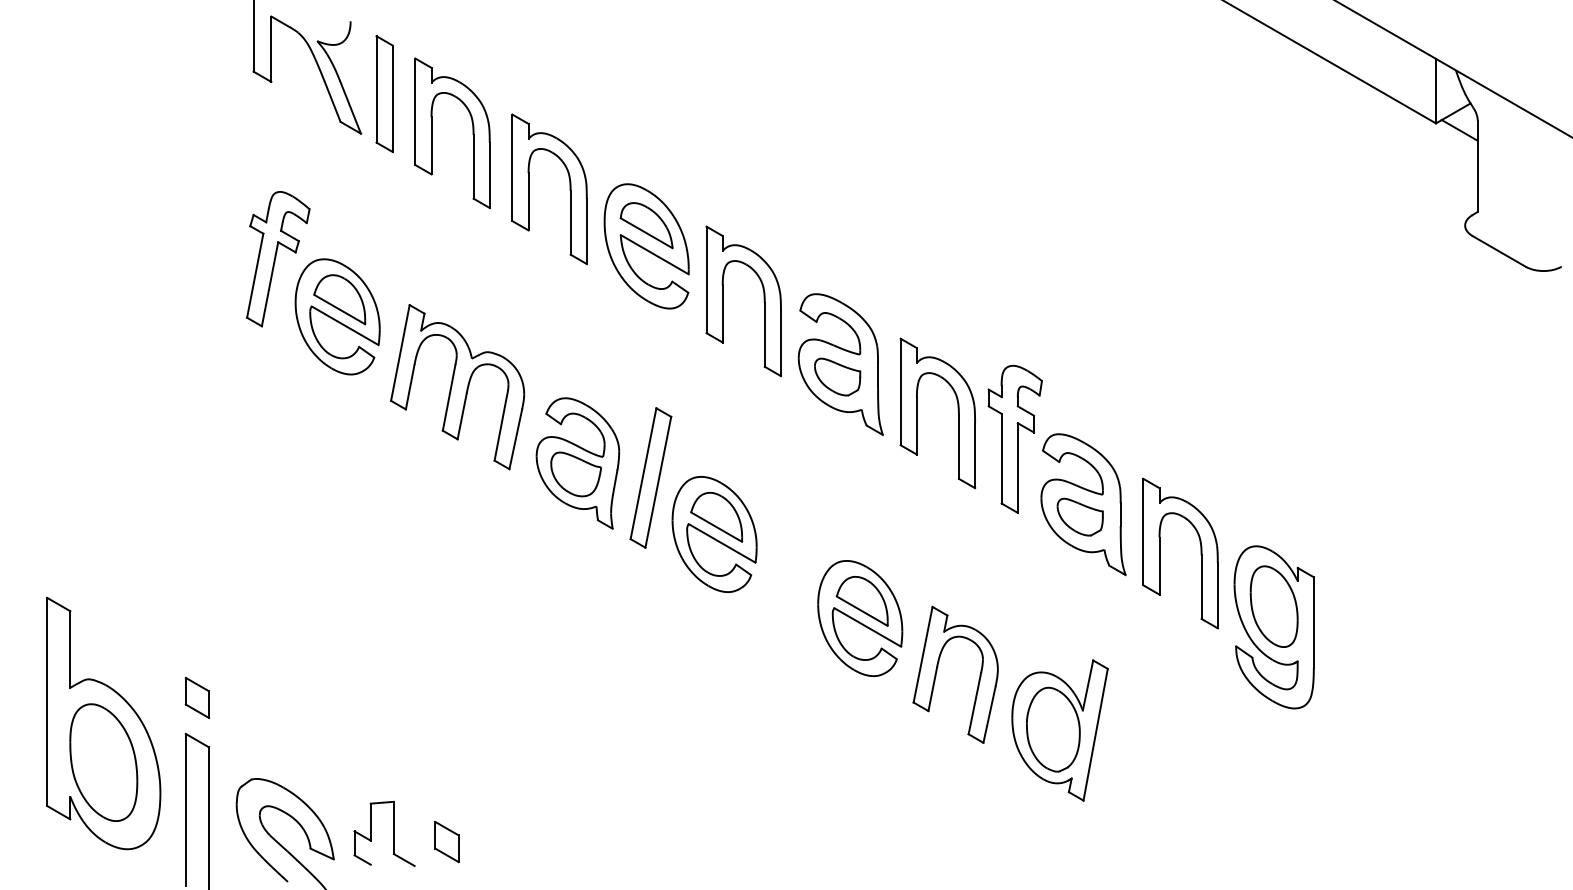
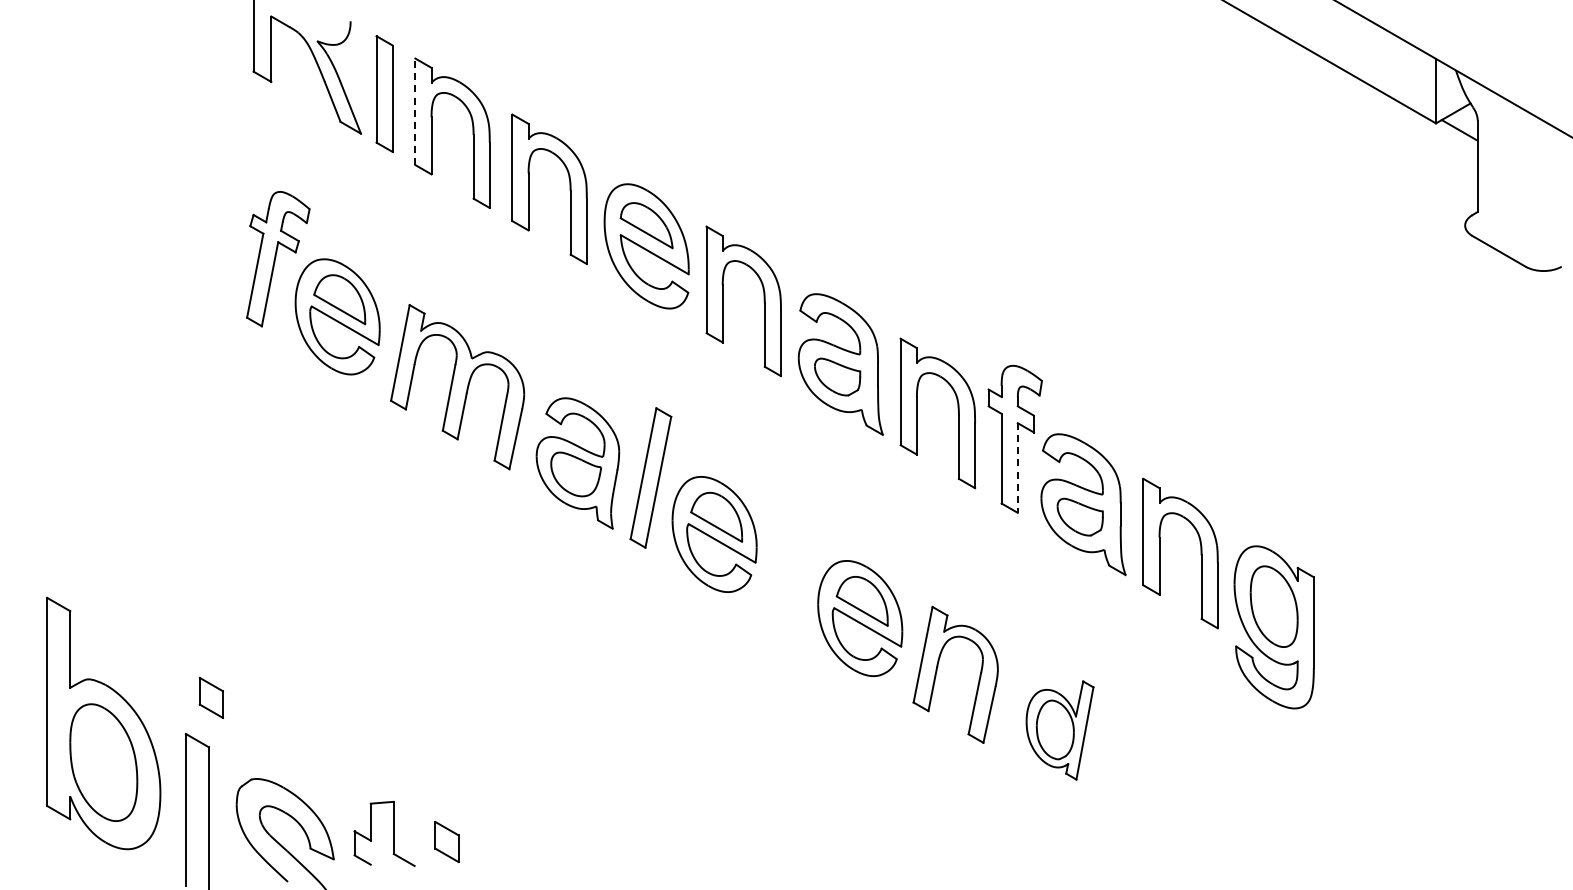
line: solid -> dashed (415, 111)
line: solid -> dashed (1017, 468)
part position: (196, 697) -> (210, 697) (210, 697)
part size: 98x143 px -> 70x101 px (1059, 730)
